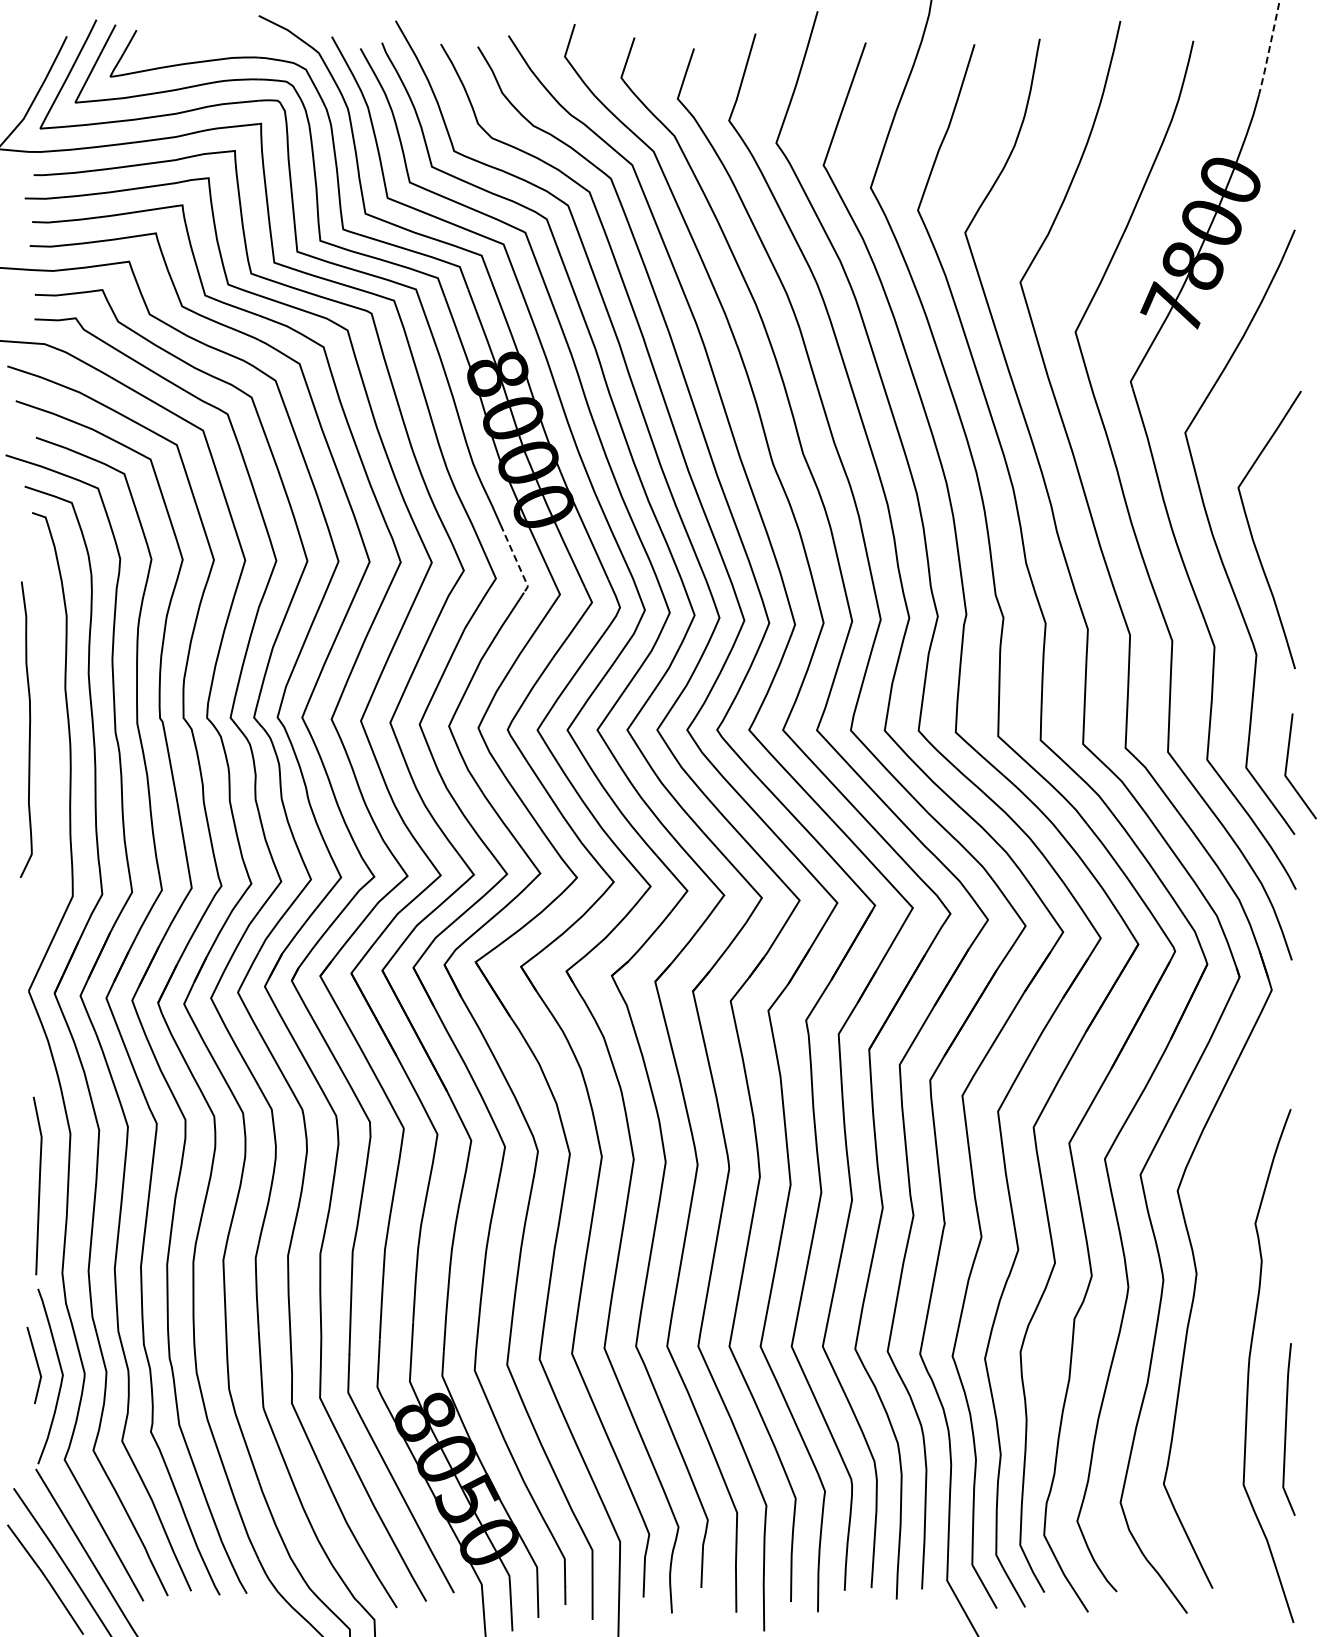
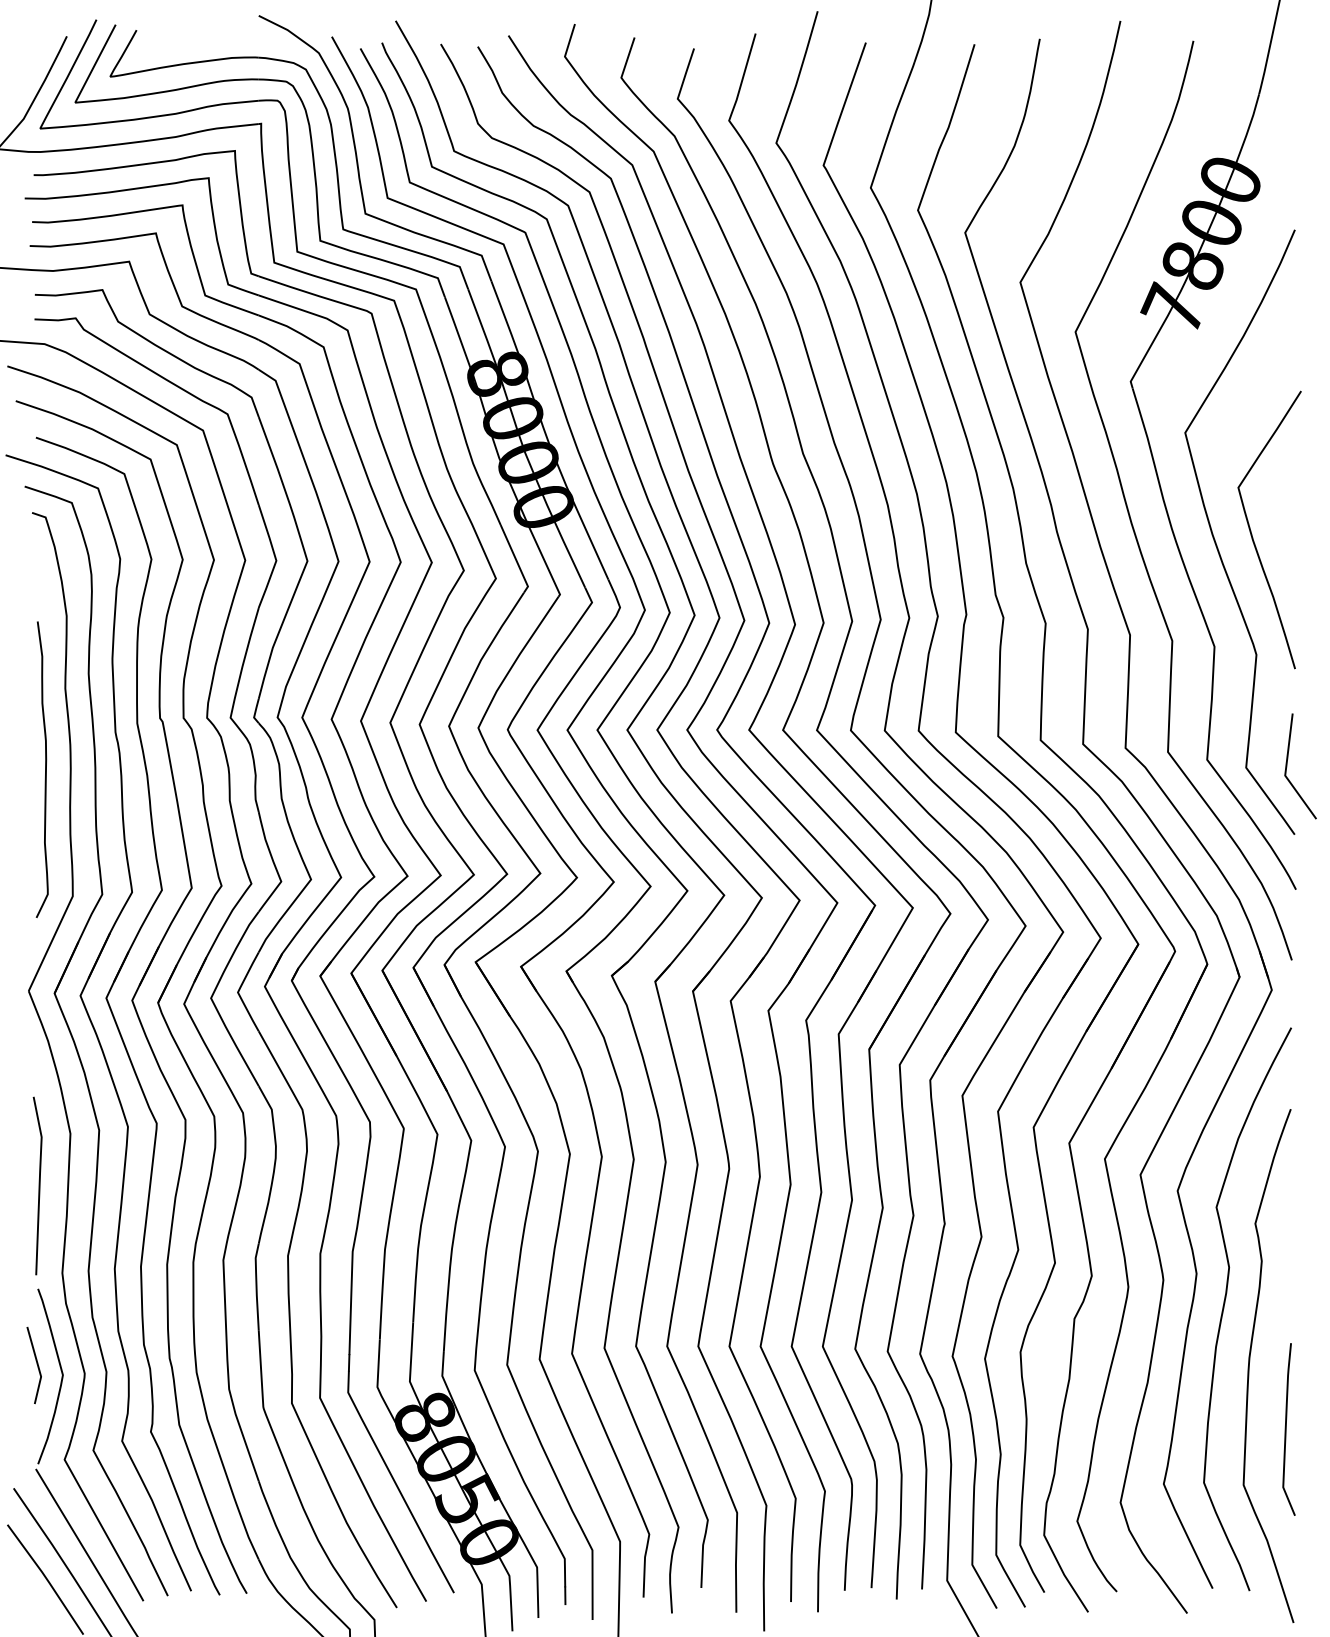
line: dashed -> solid (1269, 49)
line: dashed -> solid (516, 560)
curve position: (29, 729) -> (45, 769) (45, 769)
curve: none -> present (1225, 1303)
